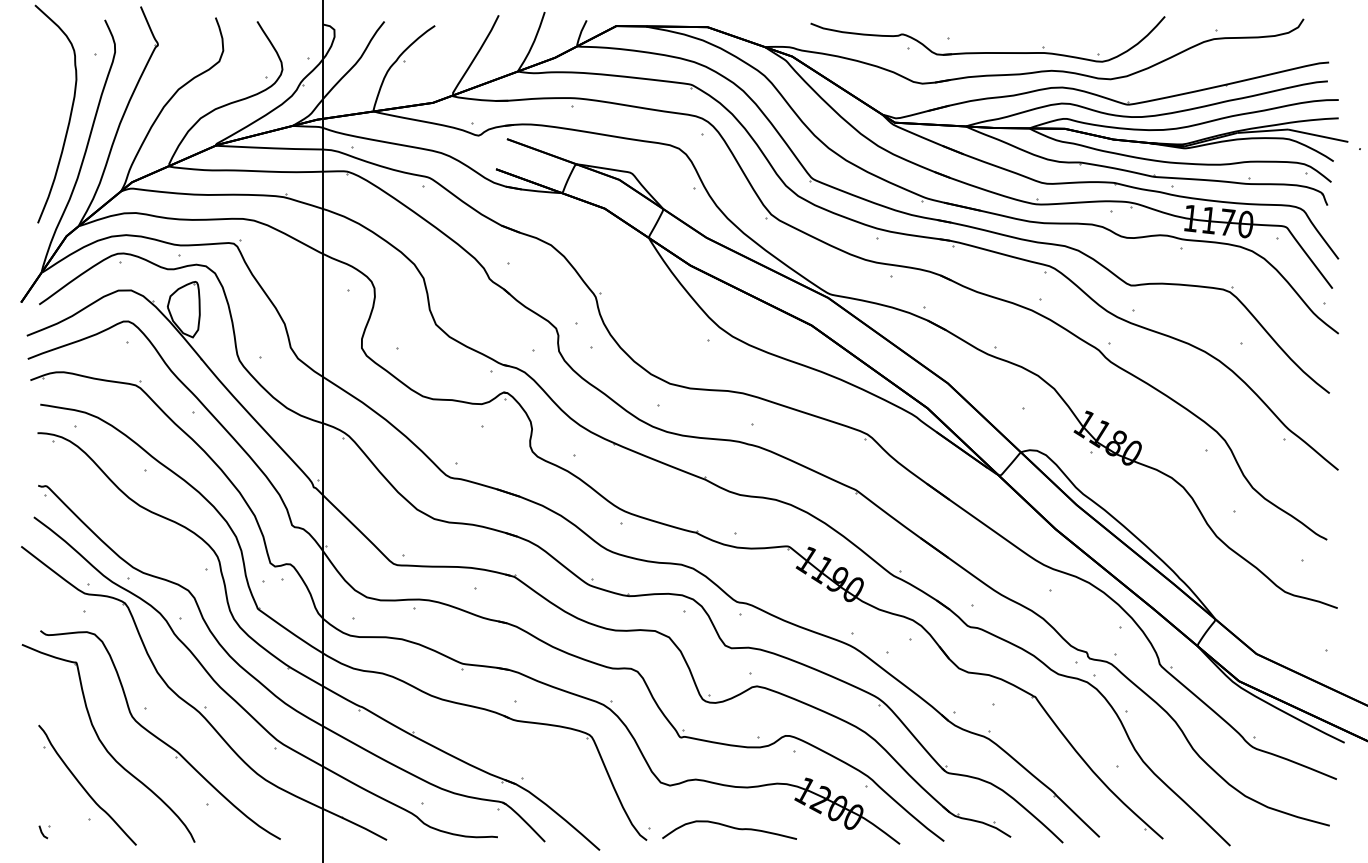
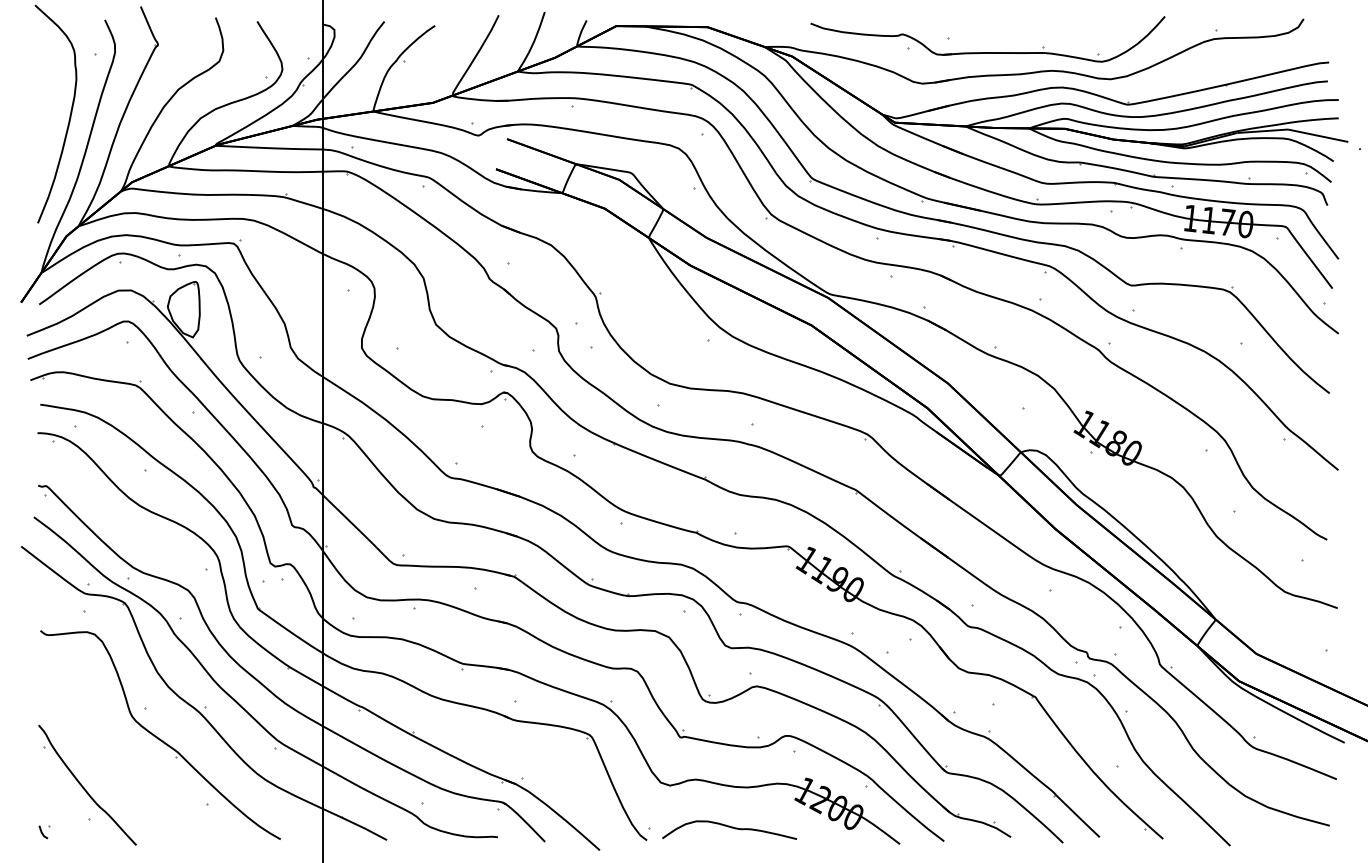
part: present -> none (108, 743)
